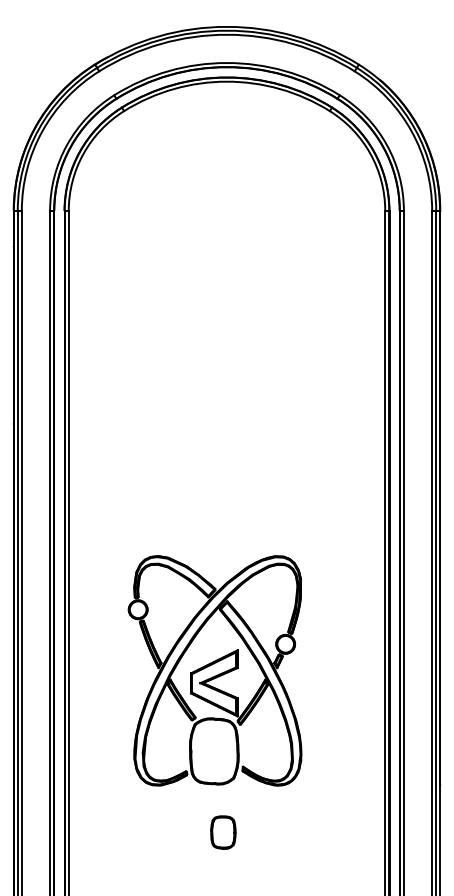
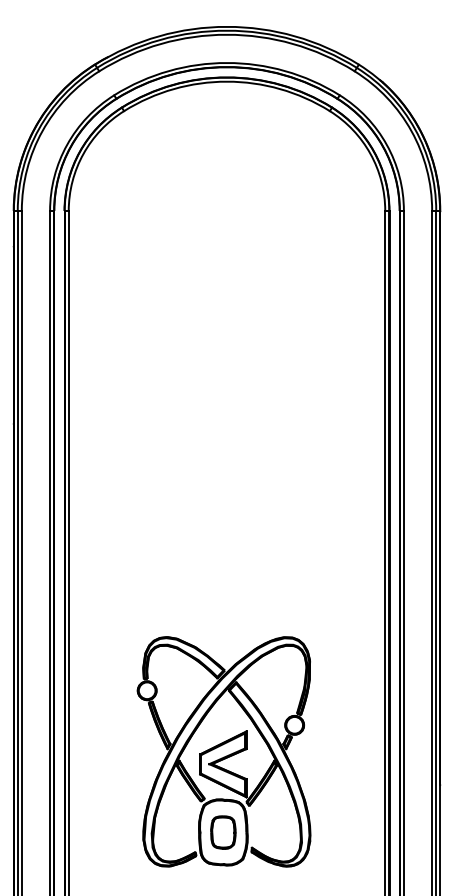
part position: (214, 670) -> (223, 751) (223, 751)
